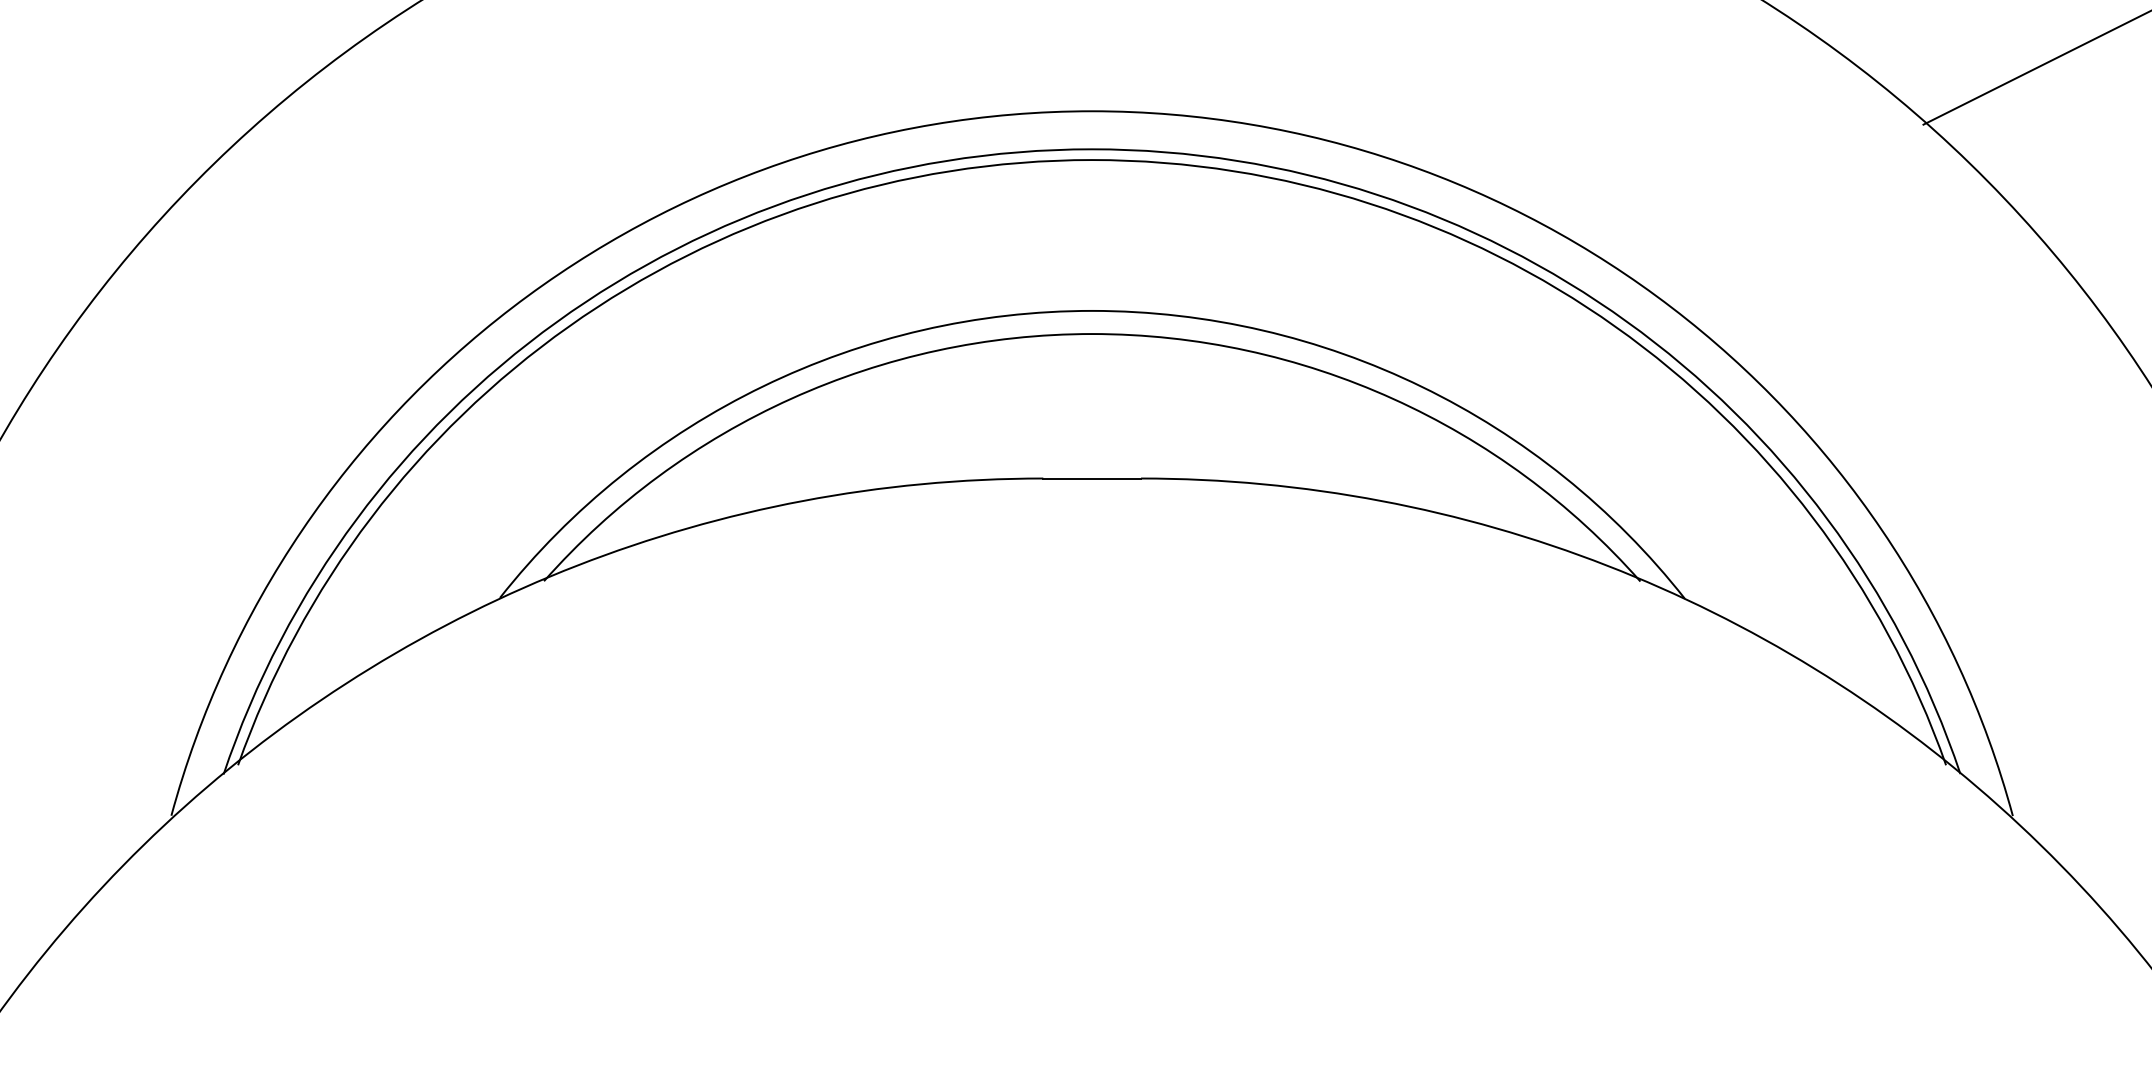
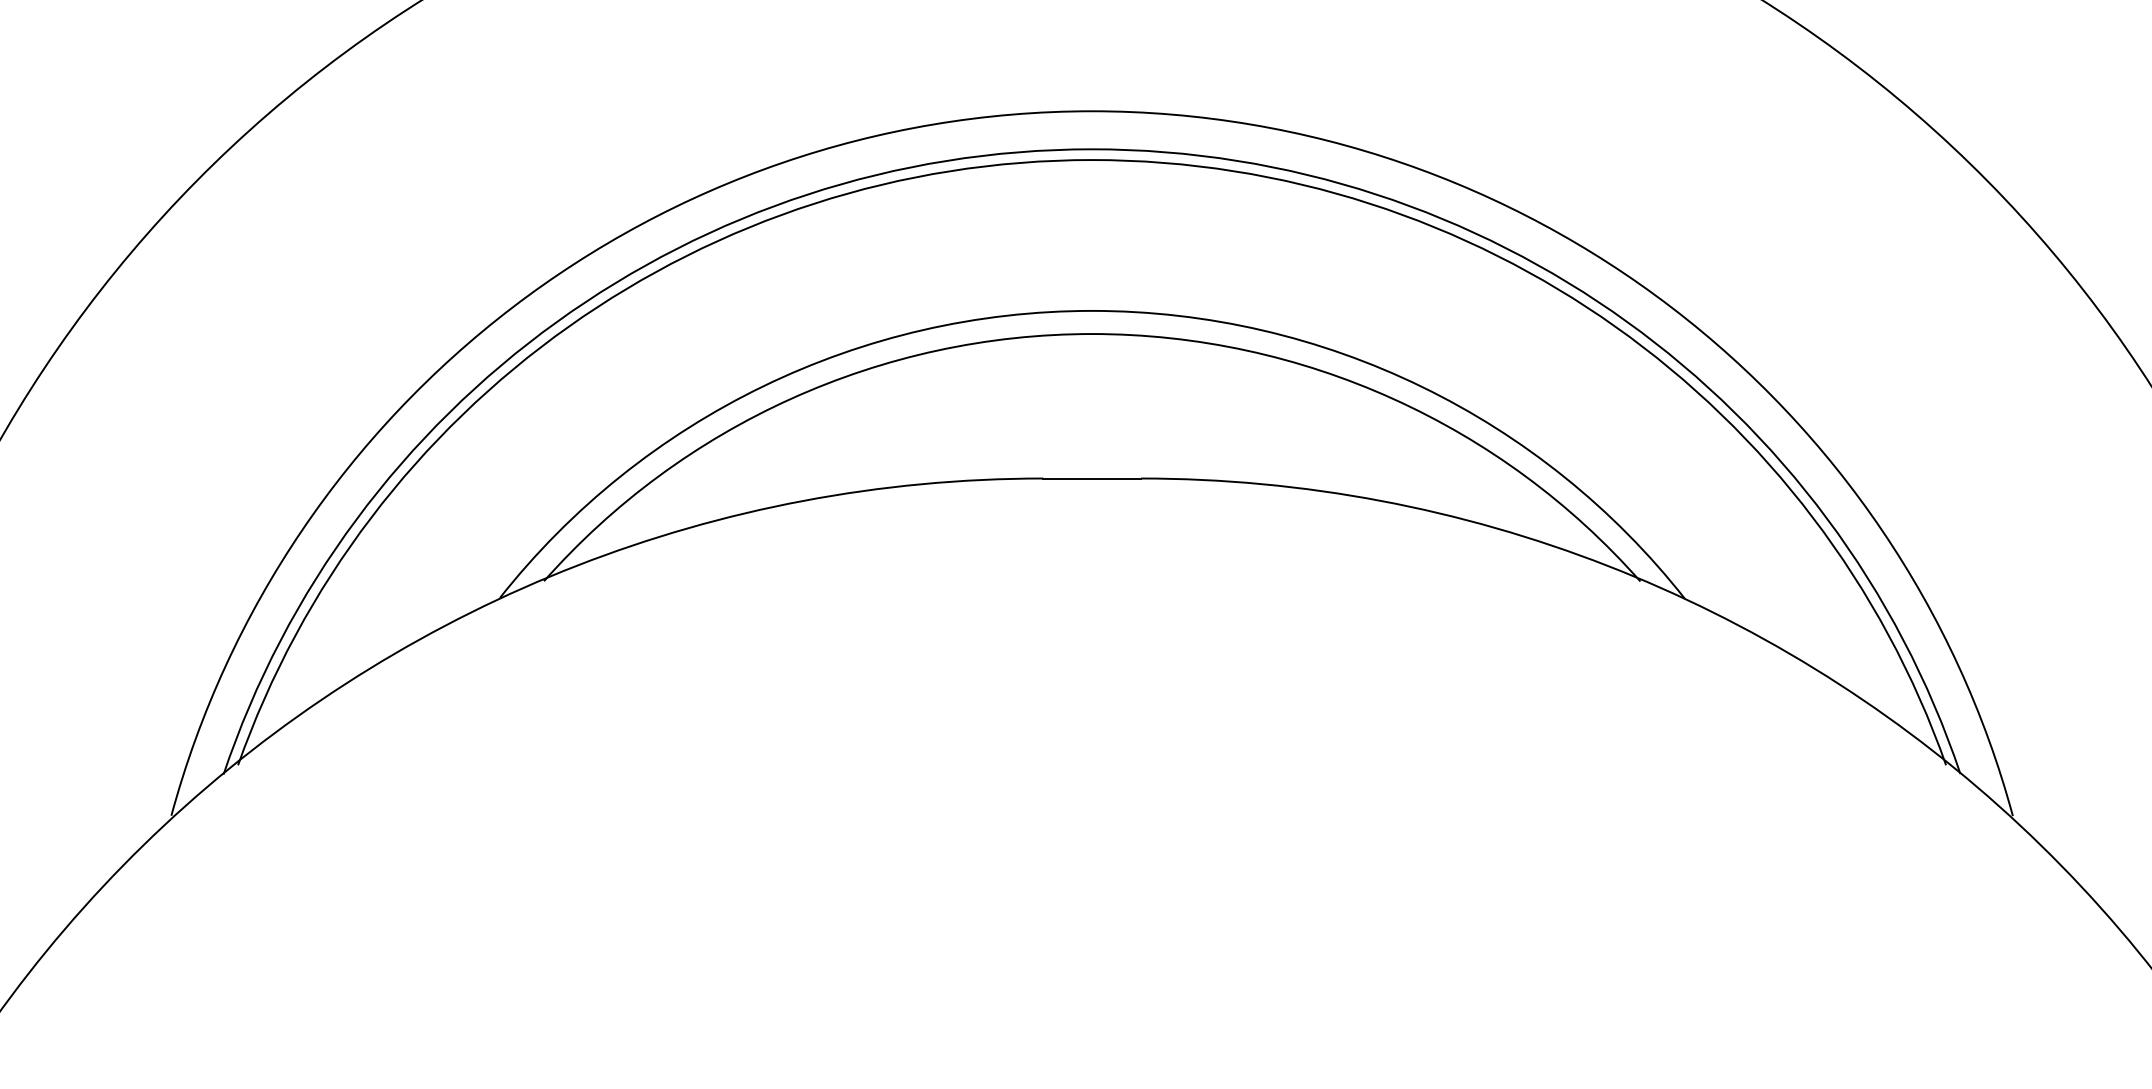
line: present -> none (2035, 67)
